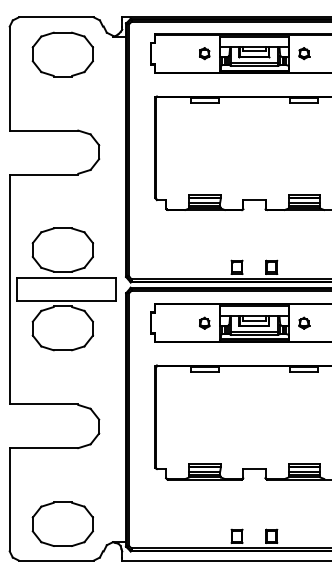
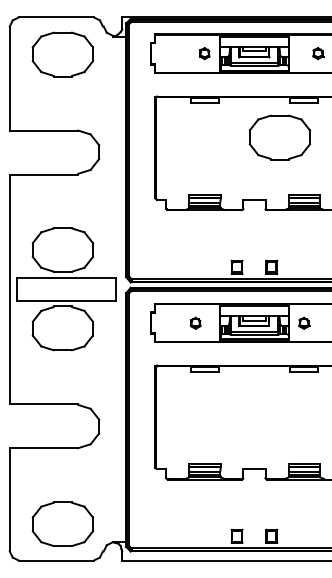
part position: (304, 53) -> (318, 53) (318, 53)
part: none -> present (279, 137)
part position: (204, 322) -> (195, 322) (195, 322)
